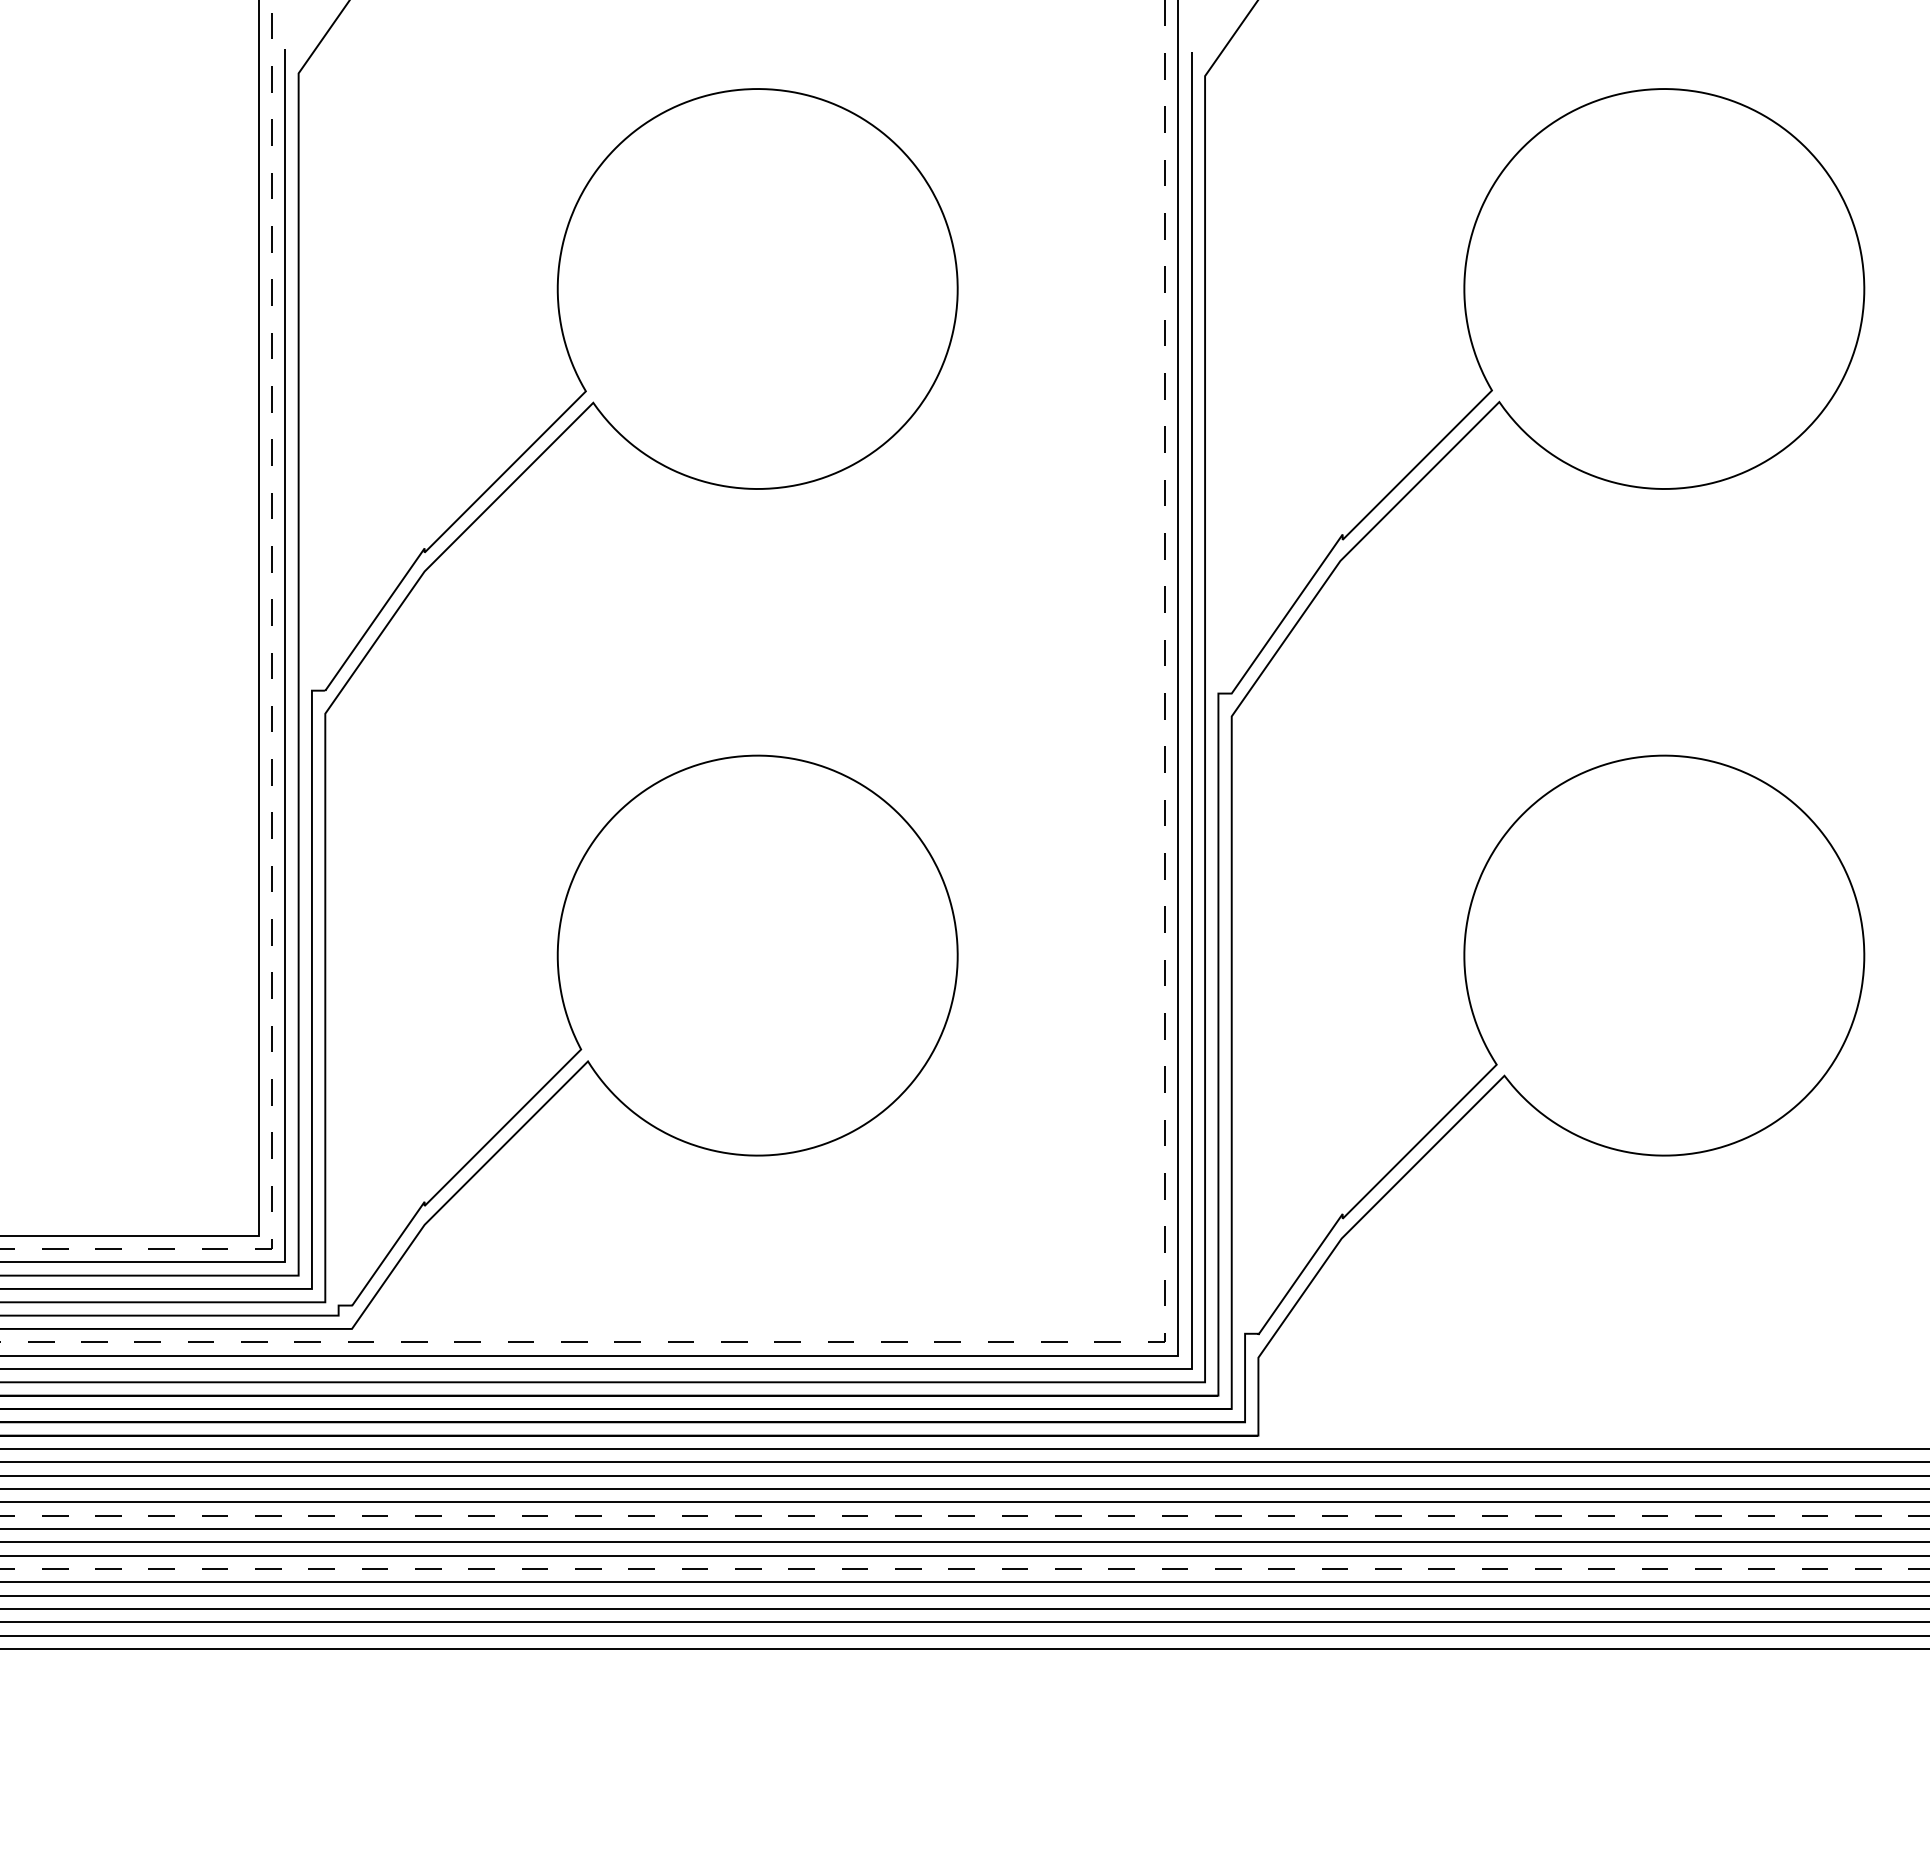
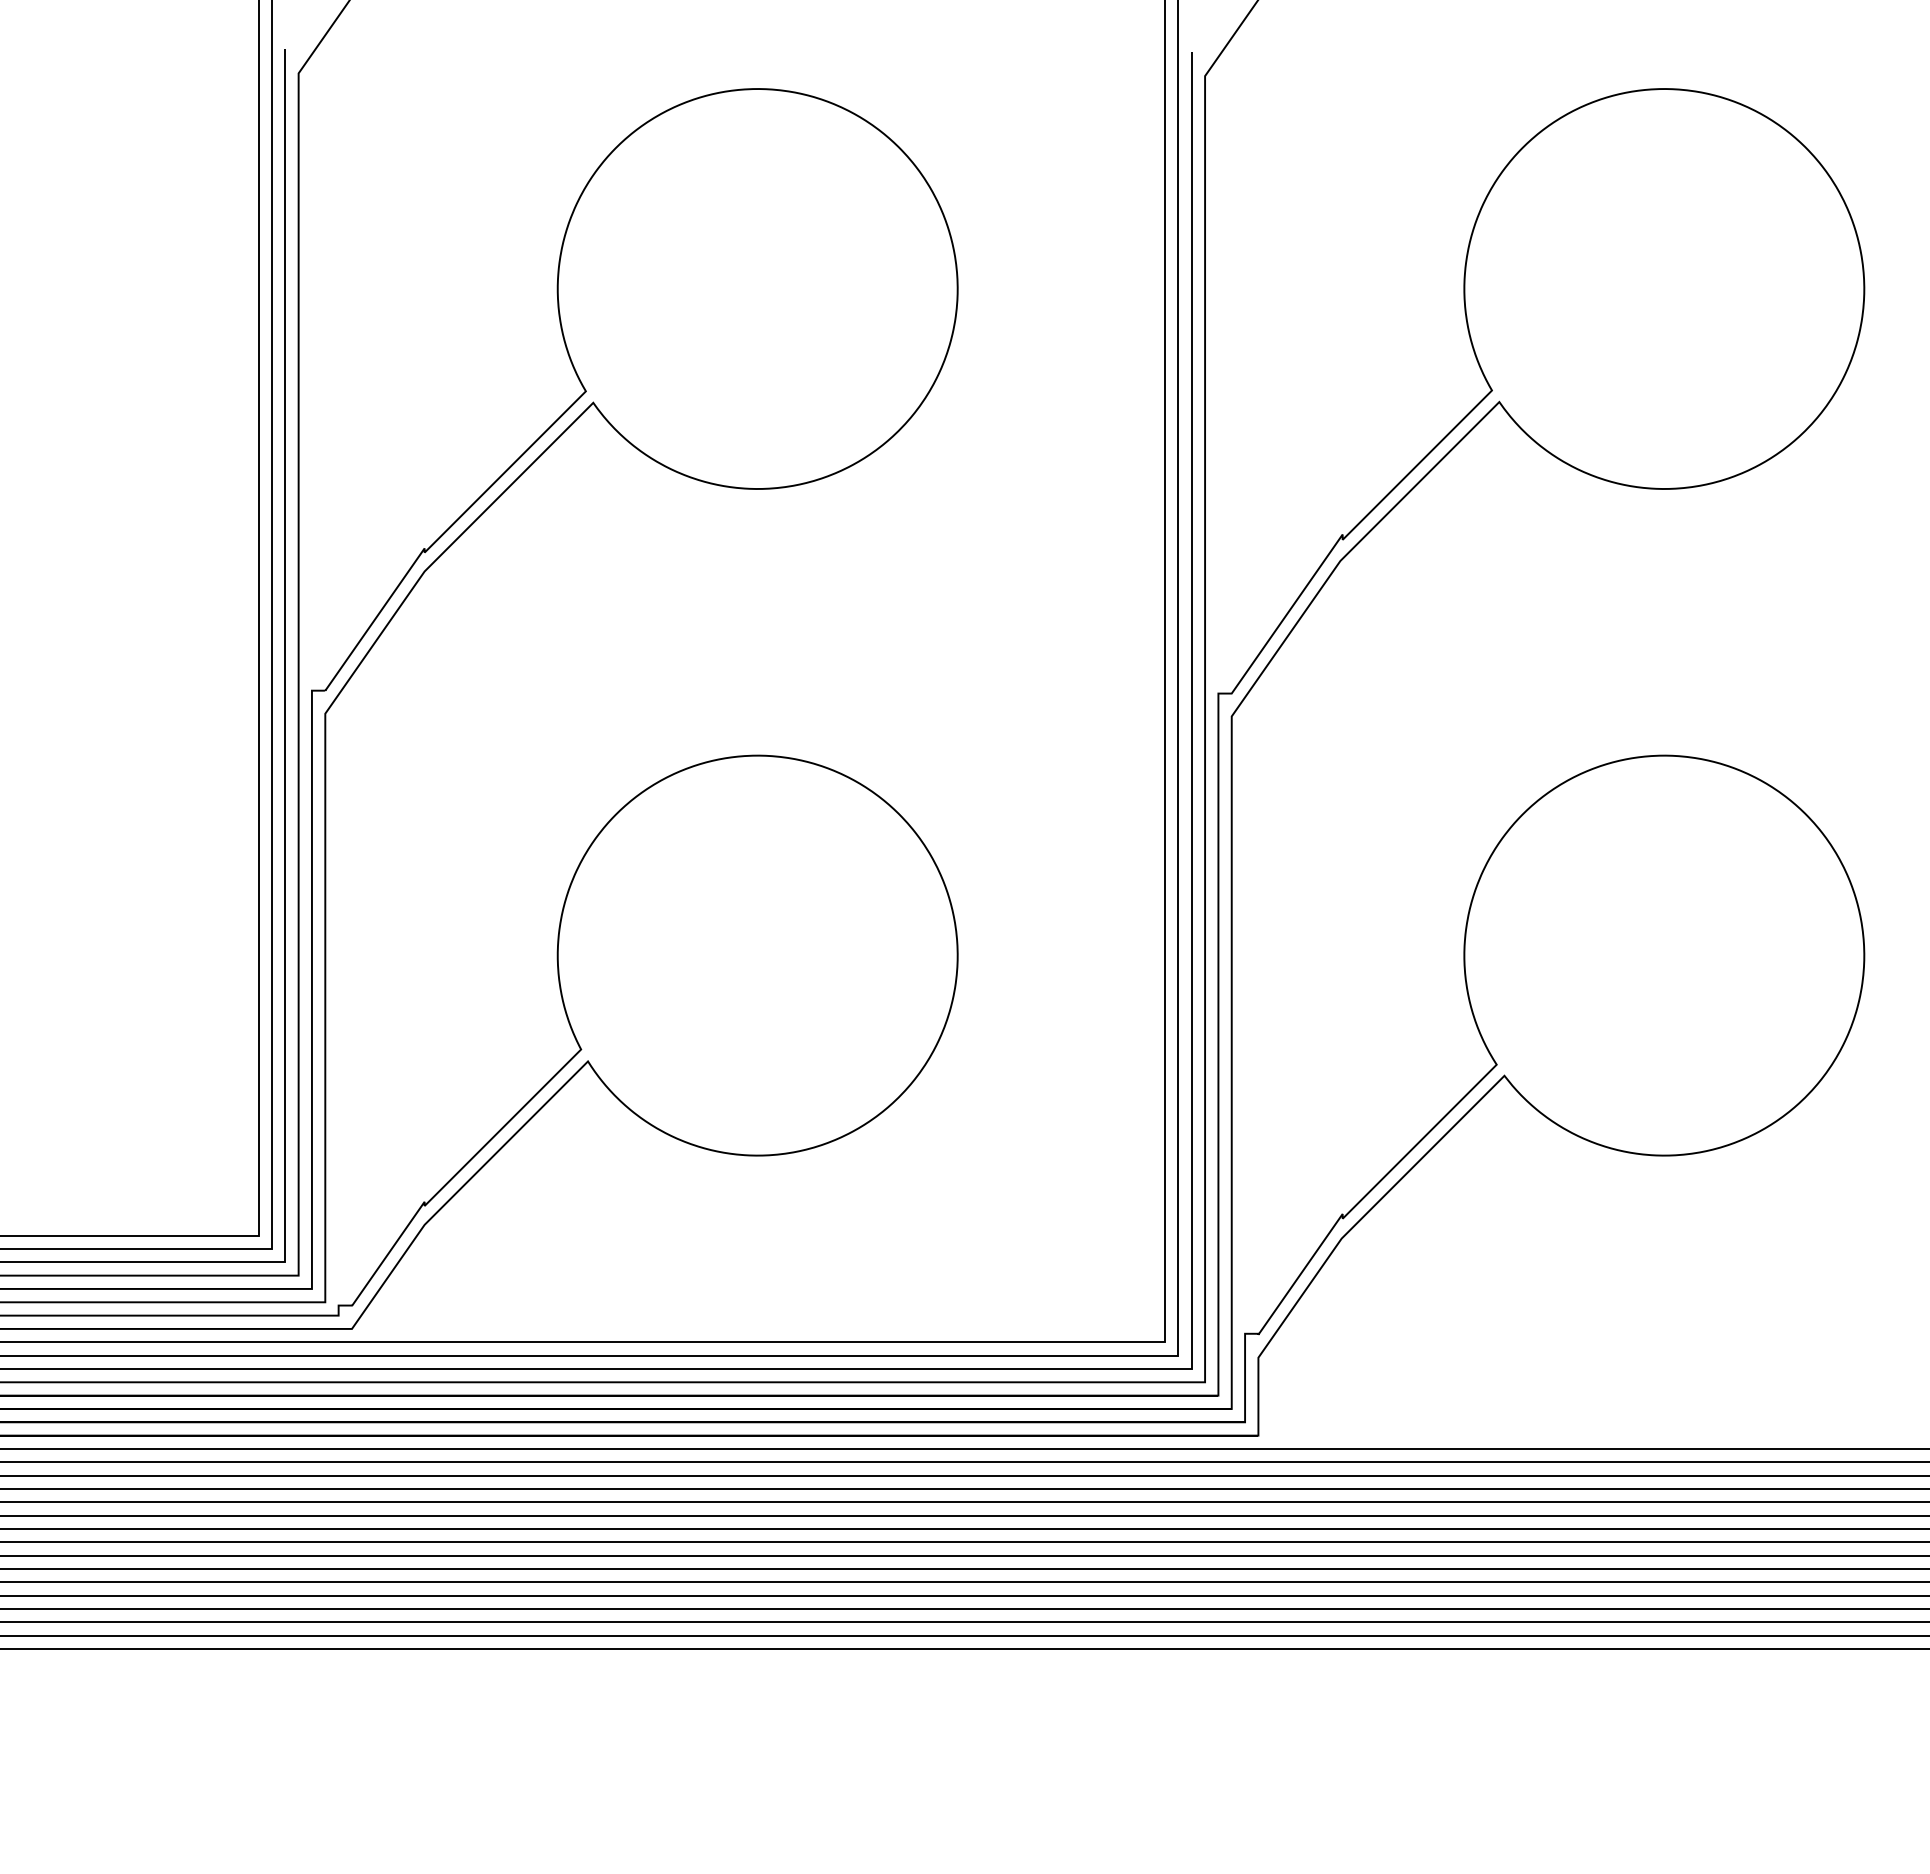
line: dashed -> solid (271, 760)
line: dashed -> solid (1165, 1172)
line: dashed -> solid (965, 1515)
line: dashed -> solid (965, 1568)
